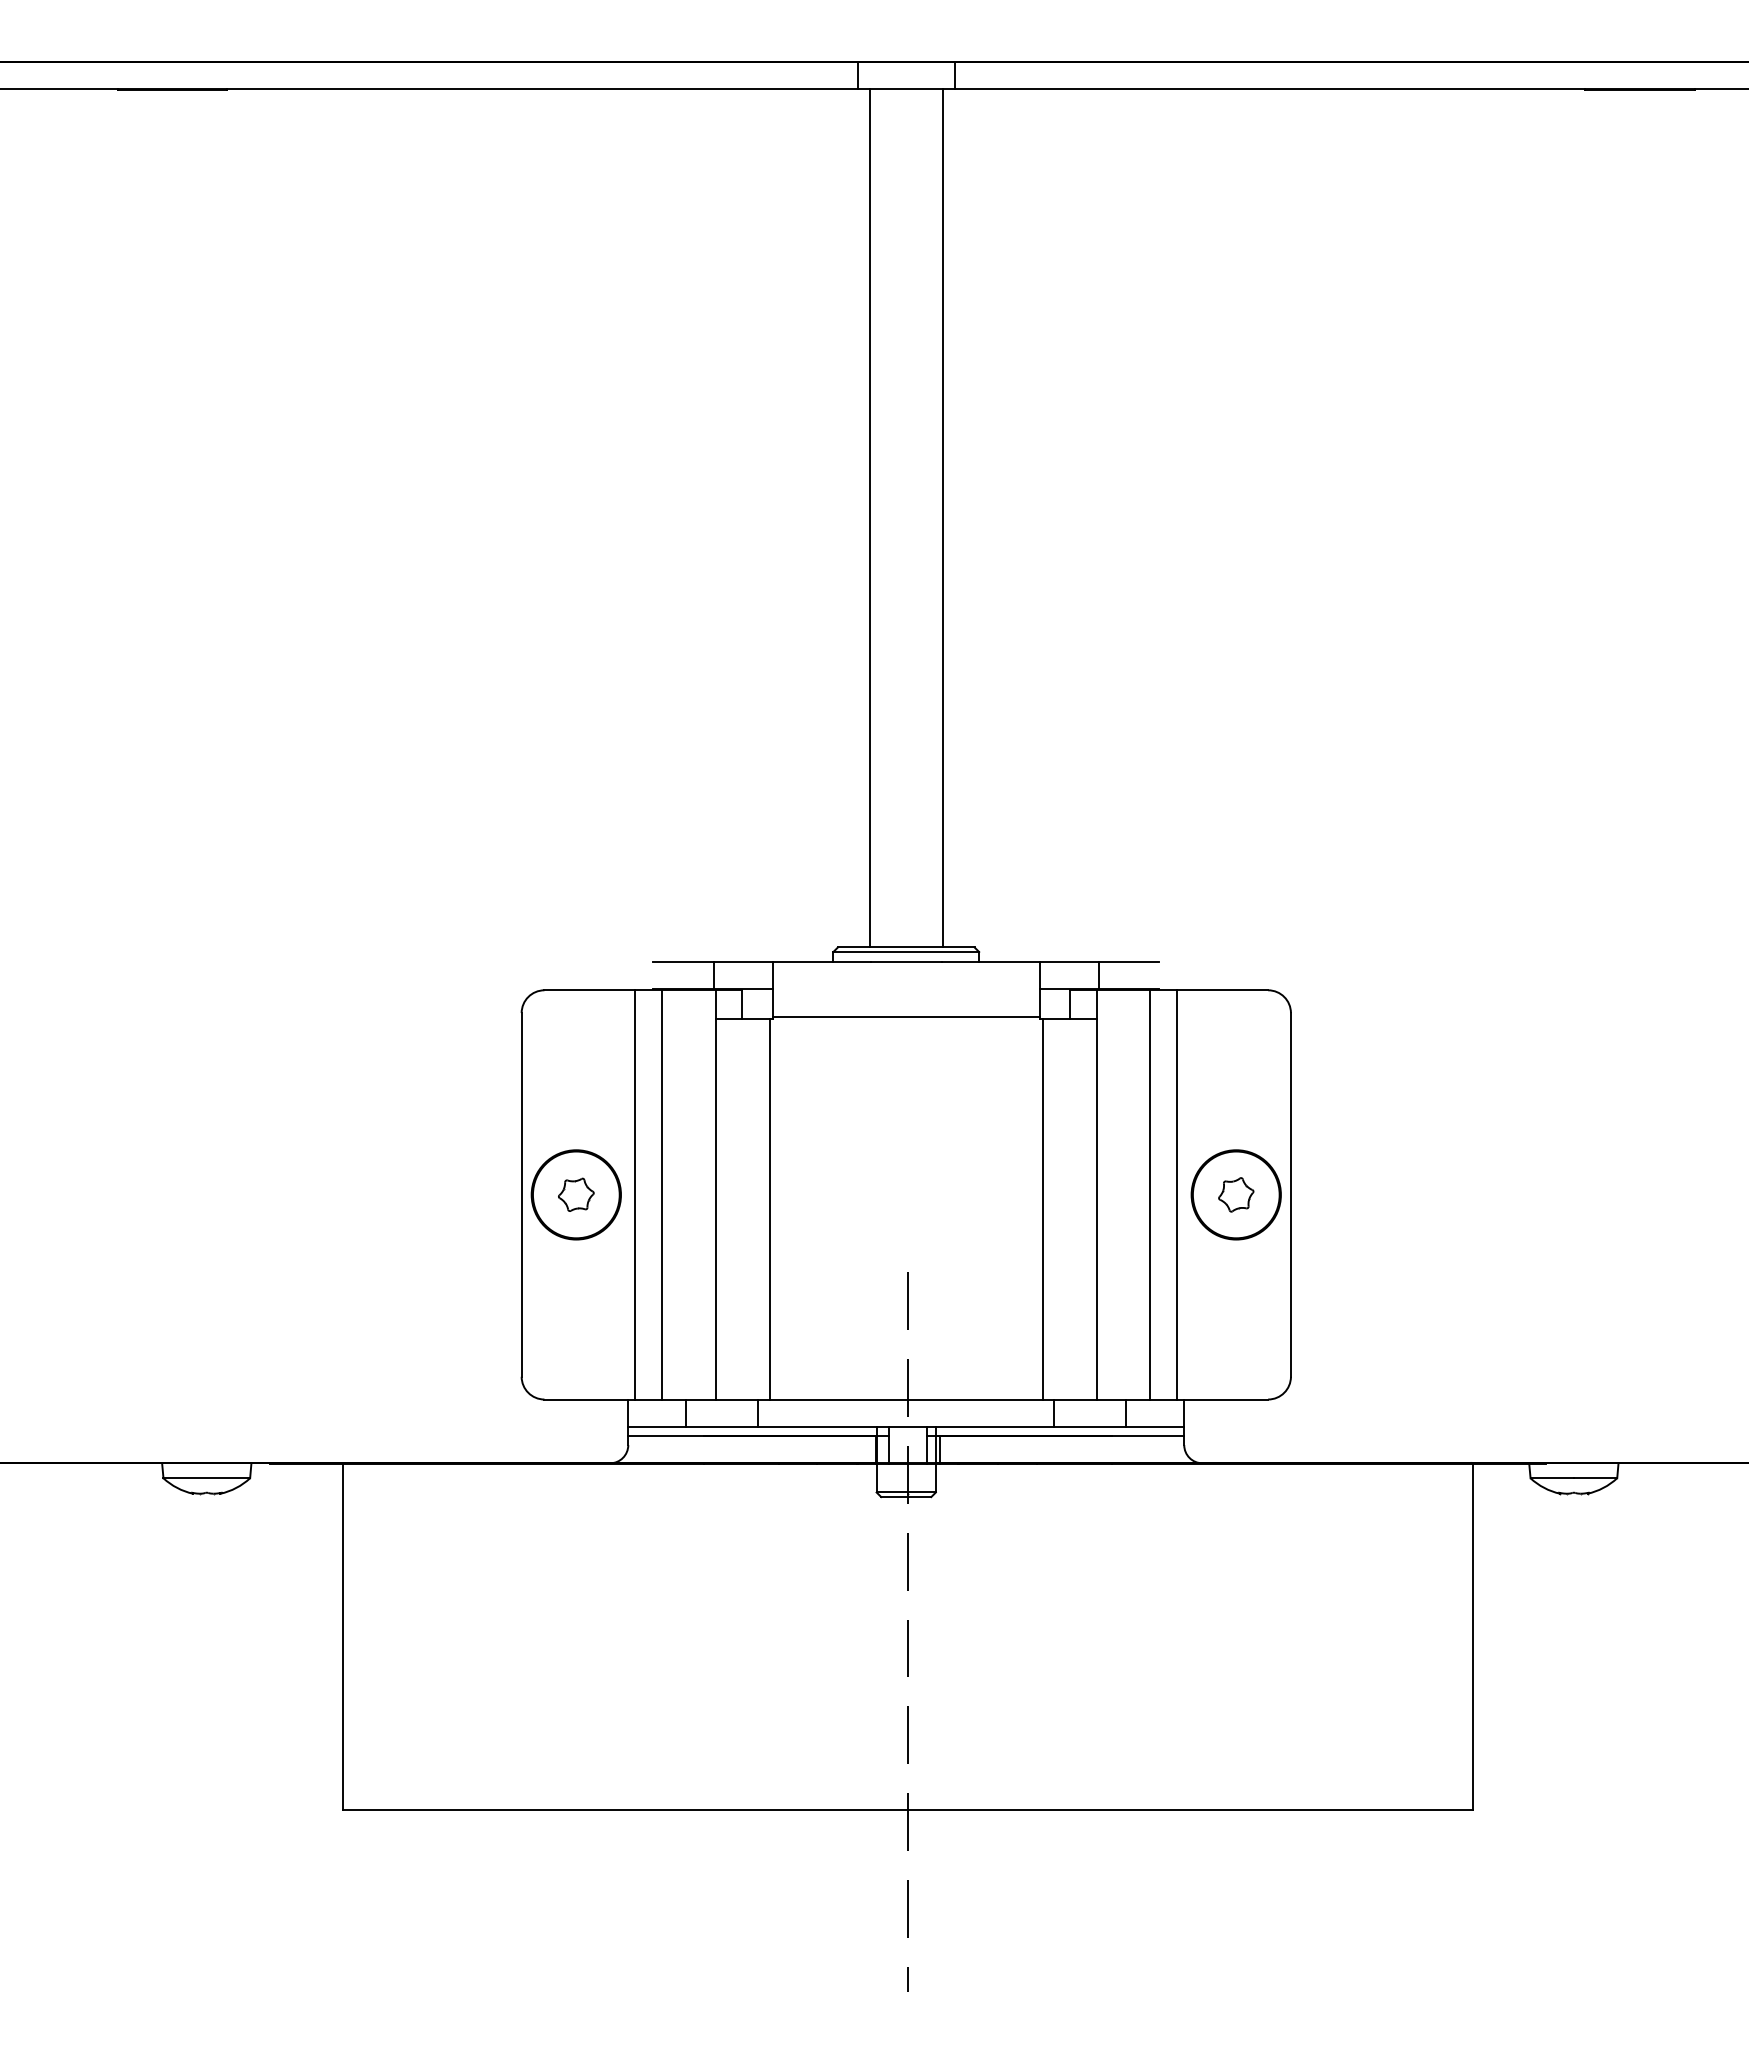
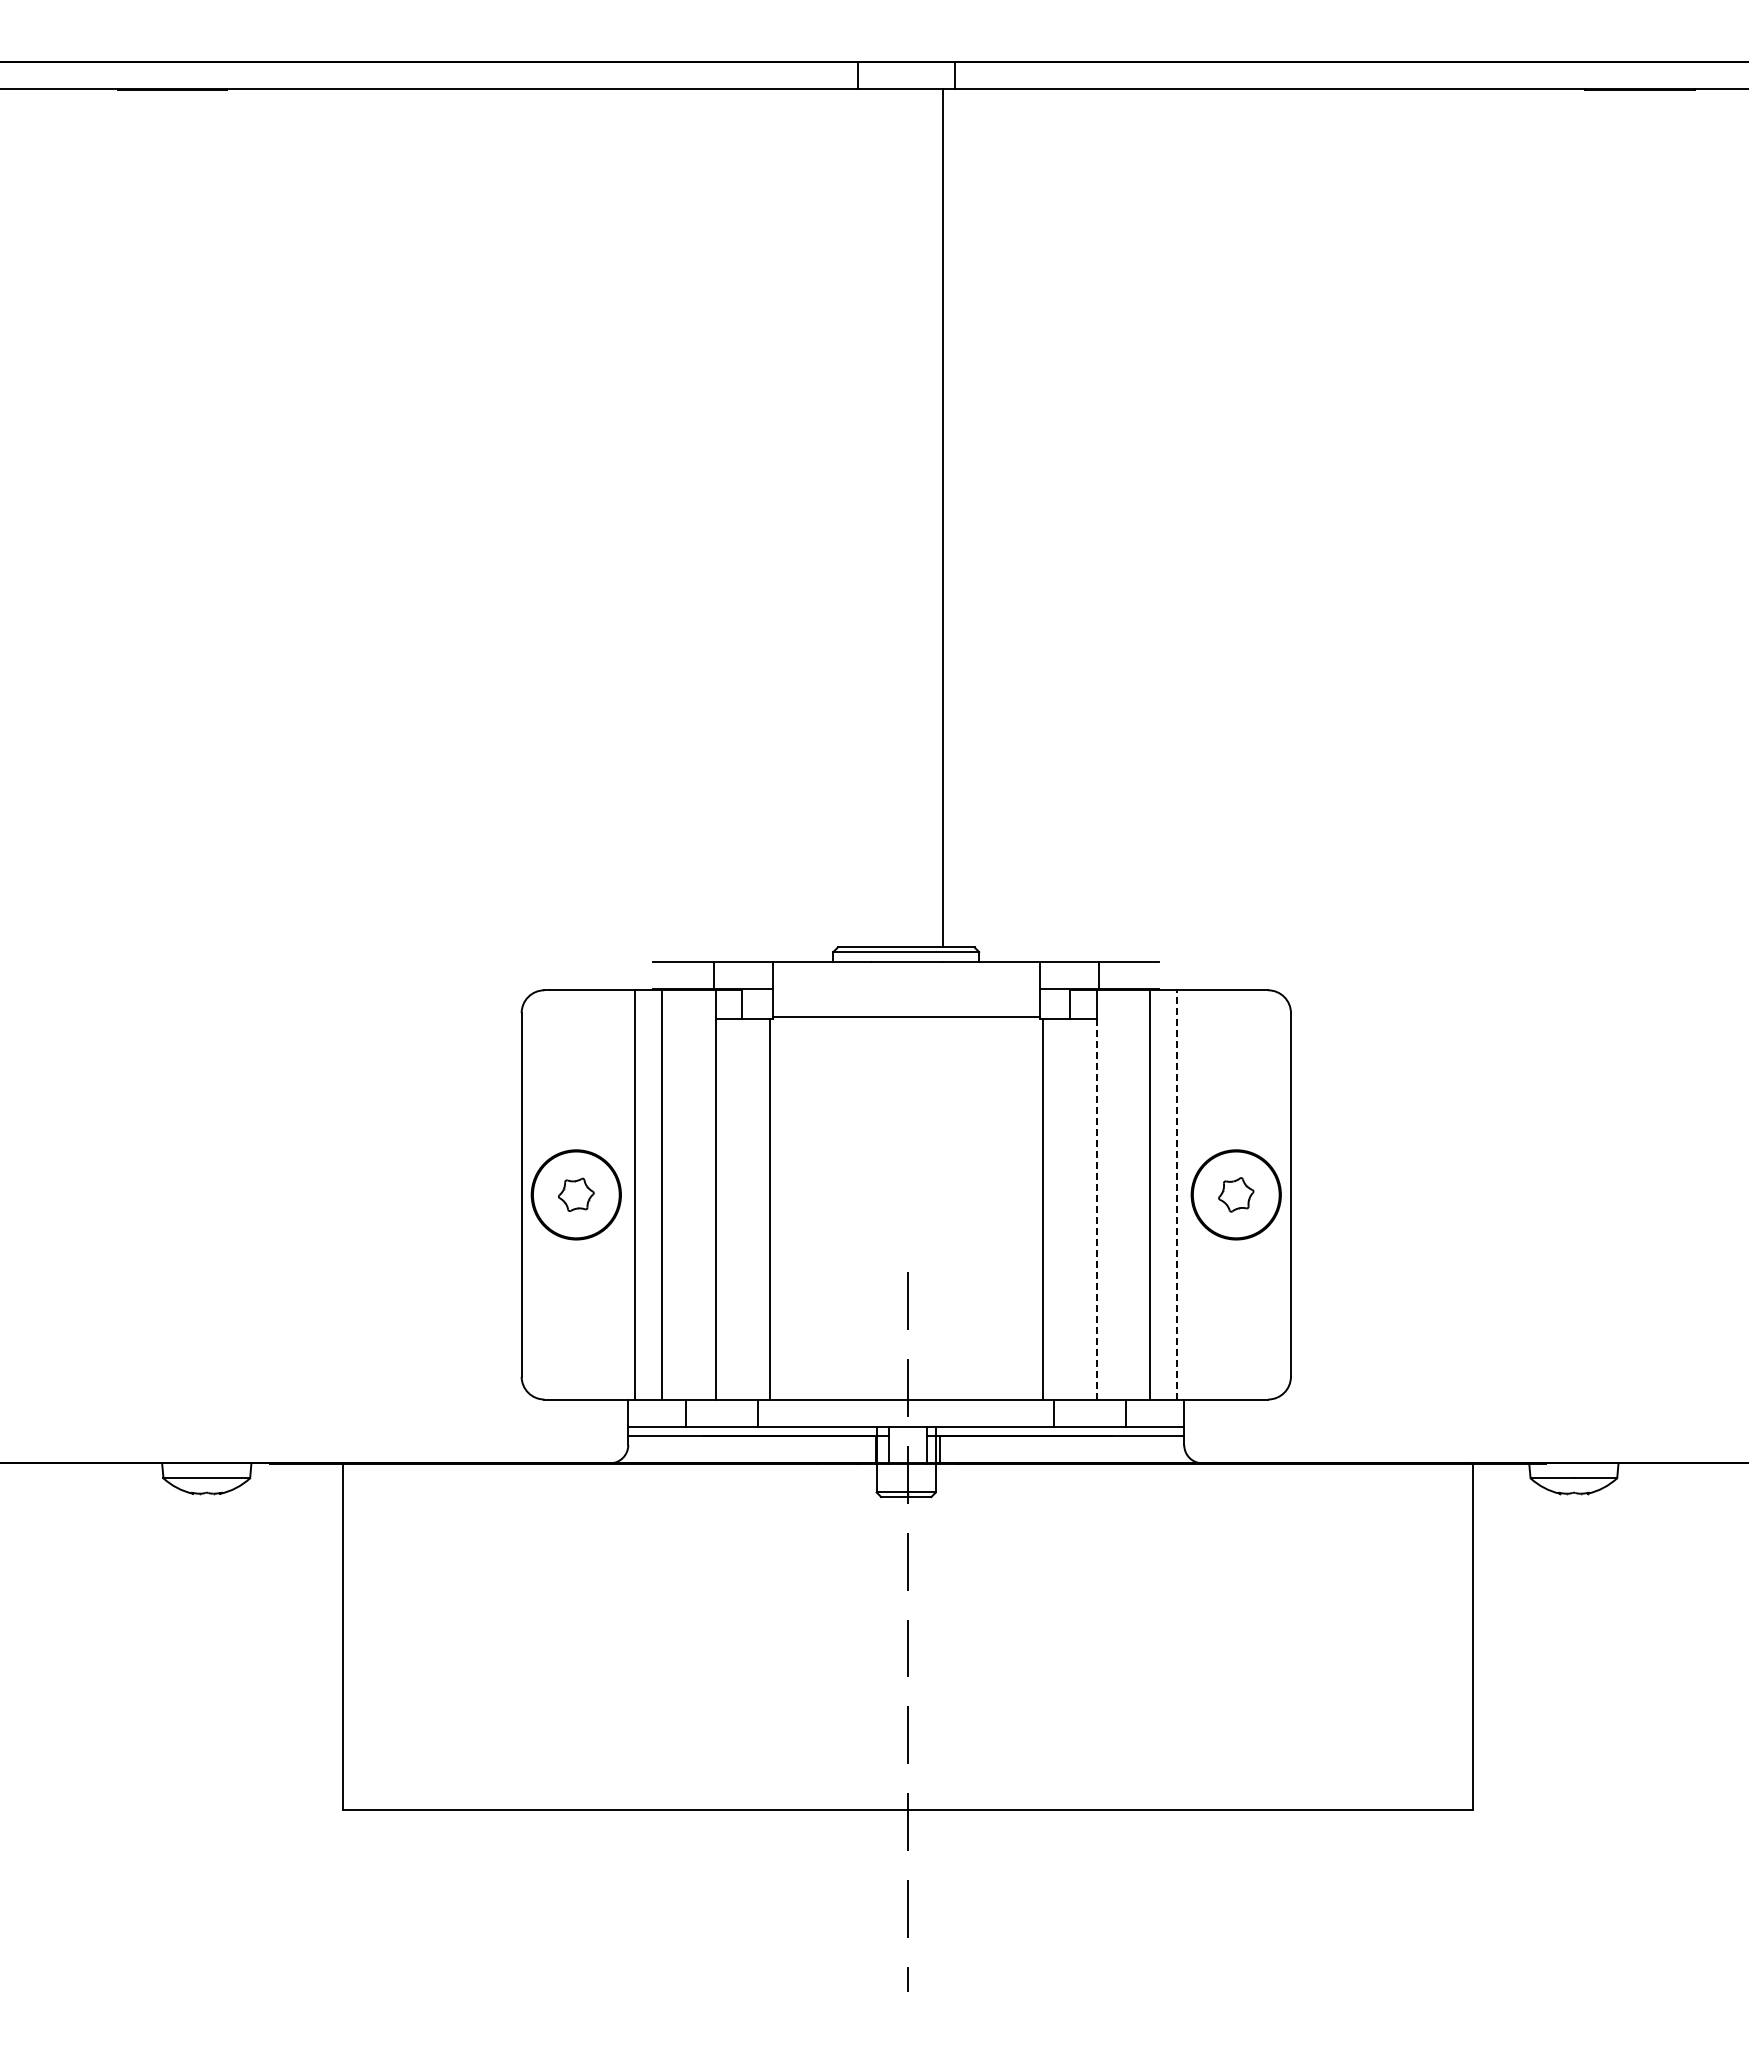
line: present -> none (869, 517)
line: solid -> dashed (1177, 1194)
line: solid -> dashed (1096, 1209)
